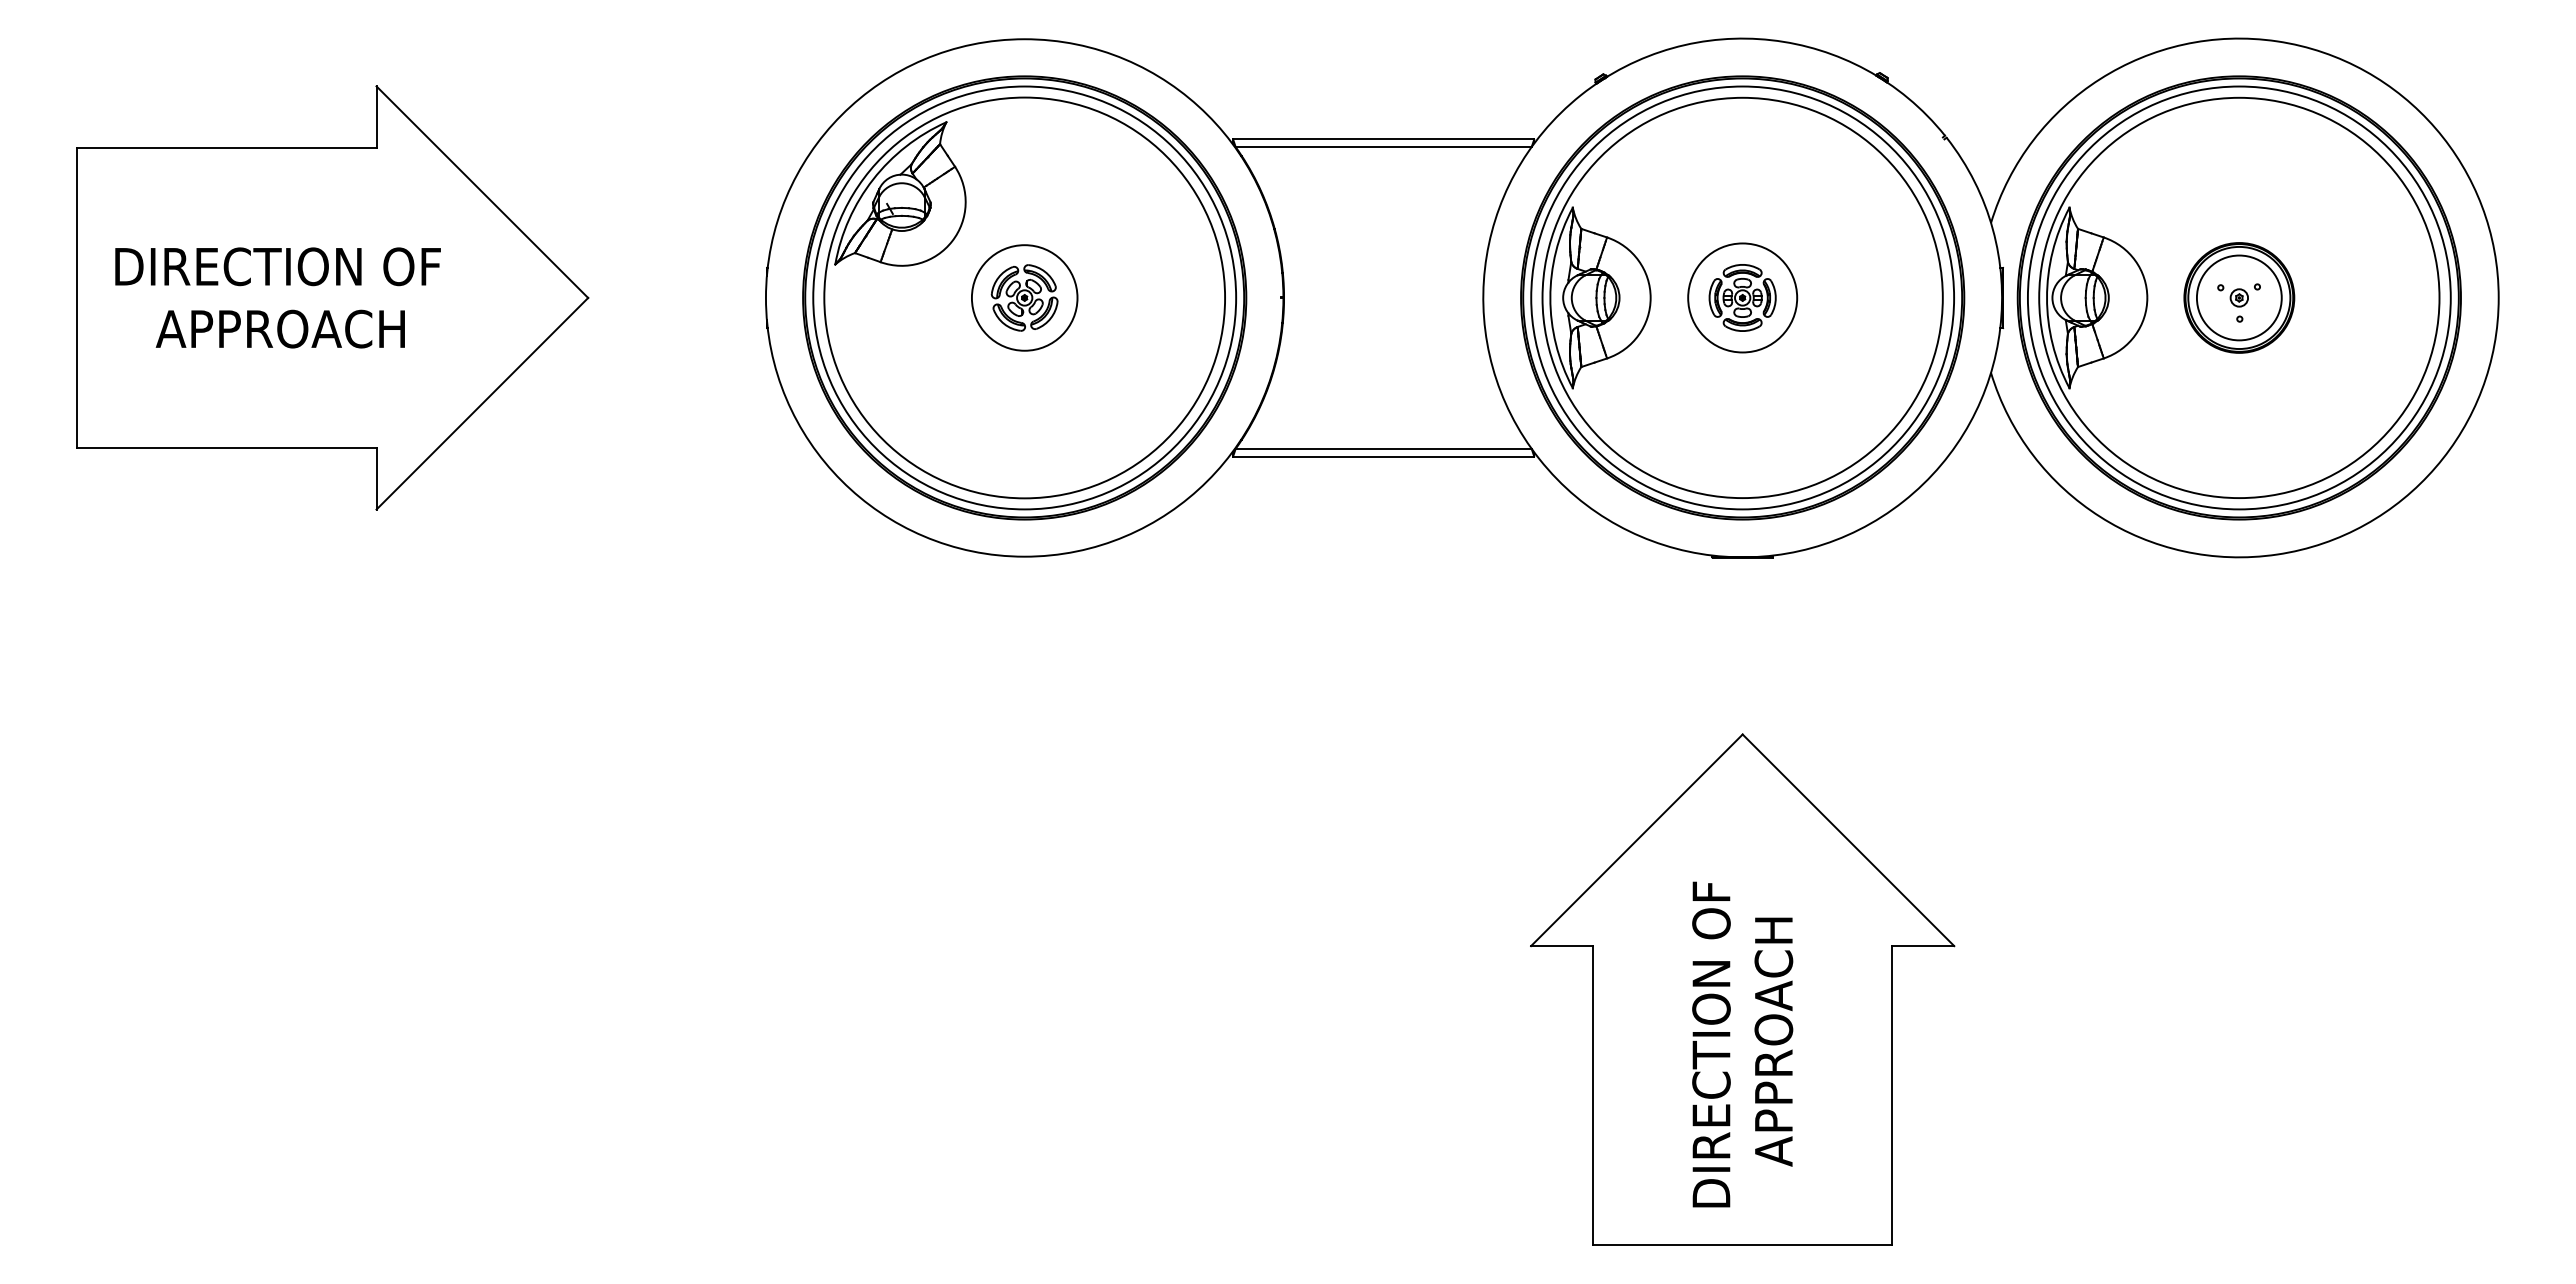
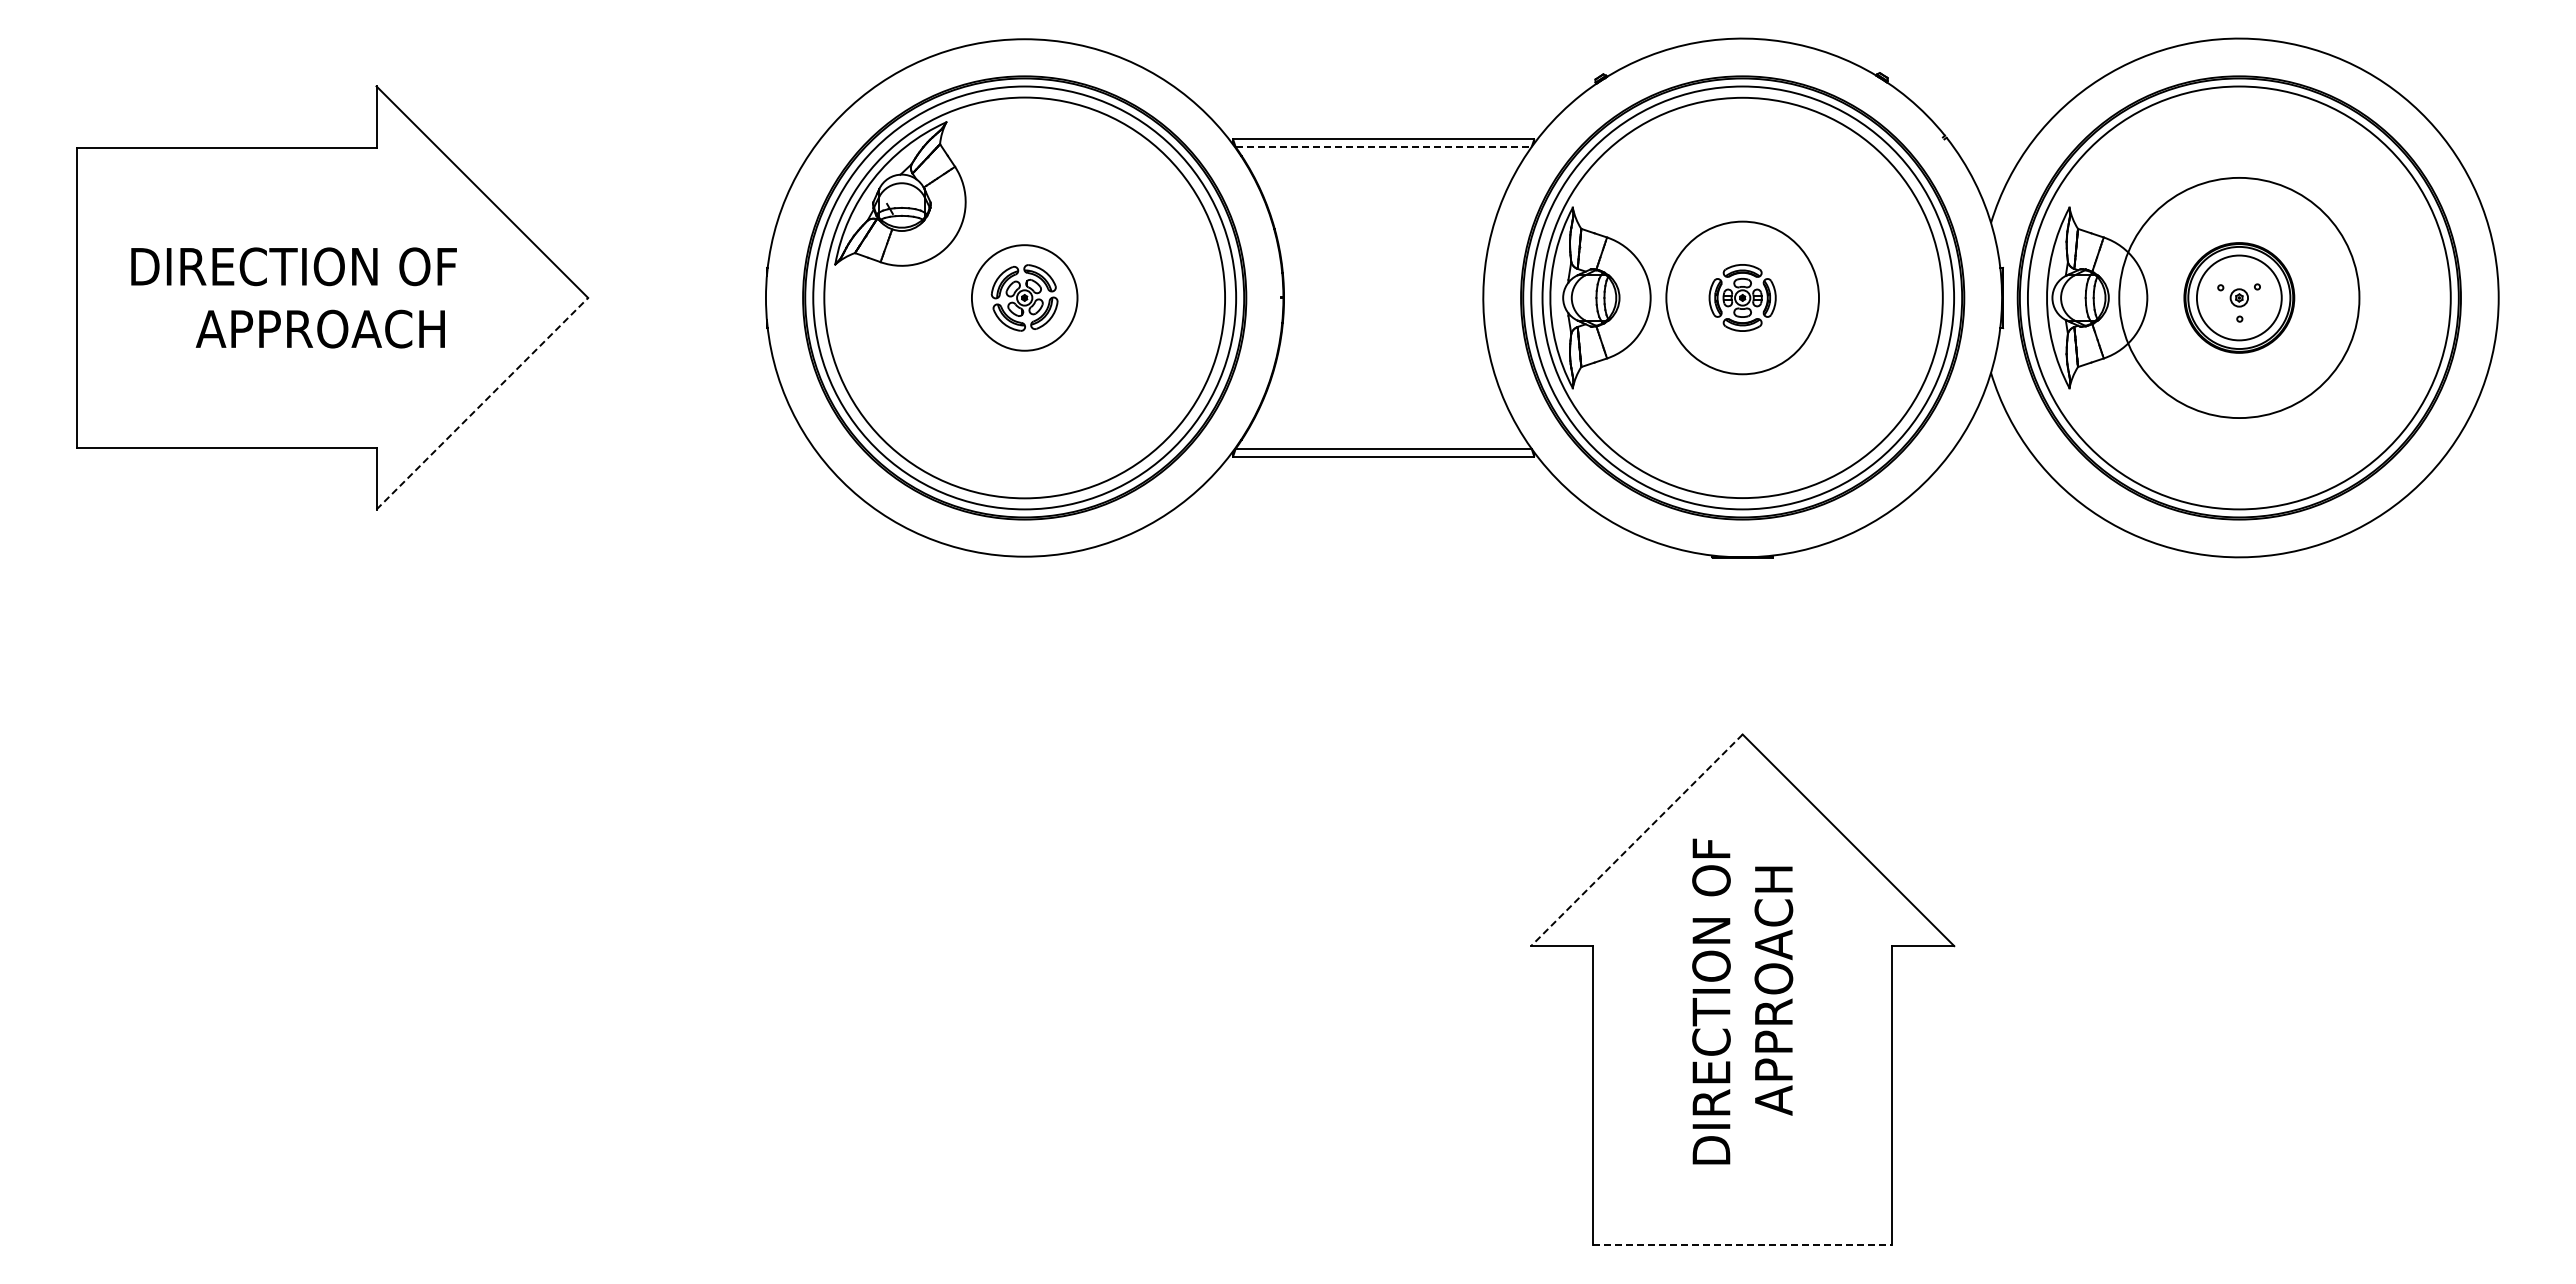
line: solid -> dashed (1384, 147)
text position: (277, 266) -> (293, 266) (293, 266)
circle diameter: 109 px -> 153 px (1742, 297)
circle diameter: 400 px -> 240 px (2239, 297)
text position: (279, 328) -> (319, 328) (319, 328)
line: solid -> dashed (482, 403)
line: solid -> dashed (1636, 840)
text position: (1773, 1041) -> (1773, 990) (1773, 990)
text position: (1711, 1044) -> (1711, 1001) (1711, 1001)
line: solid -> dashed (1742, 1245)
